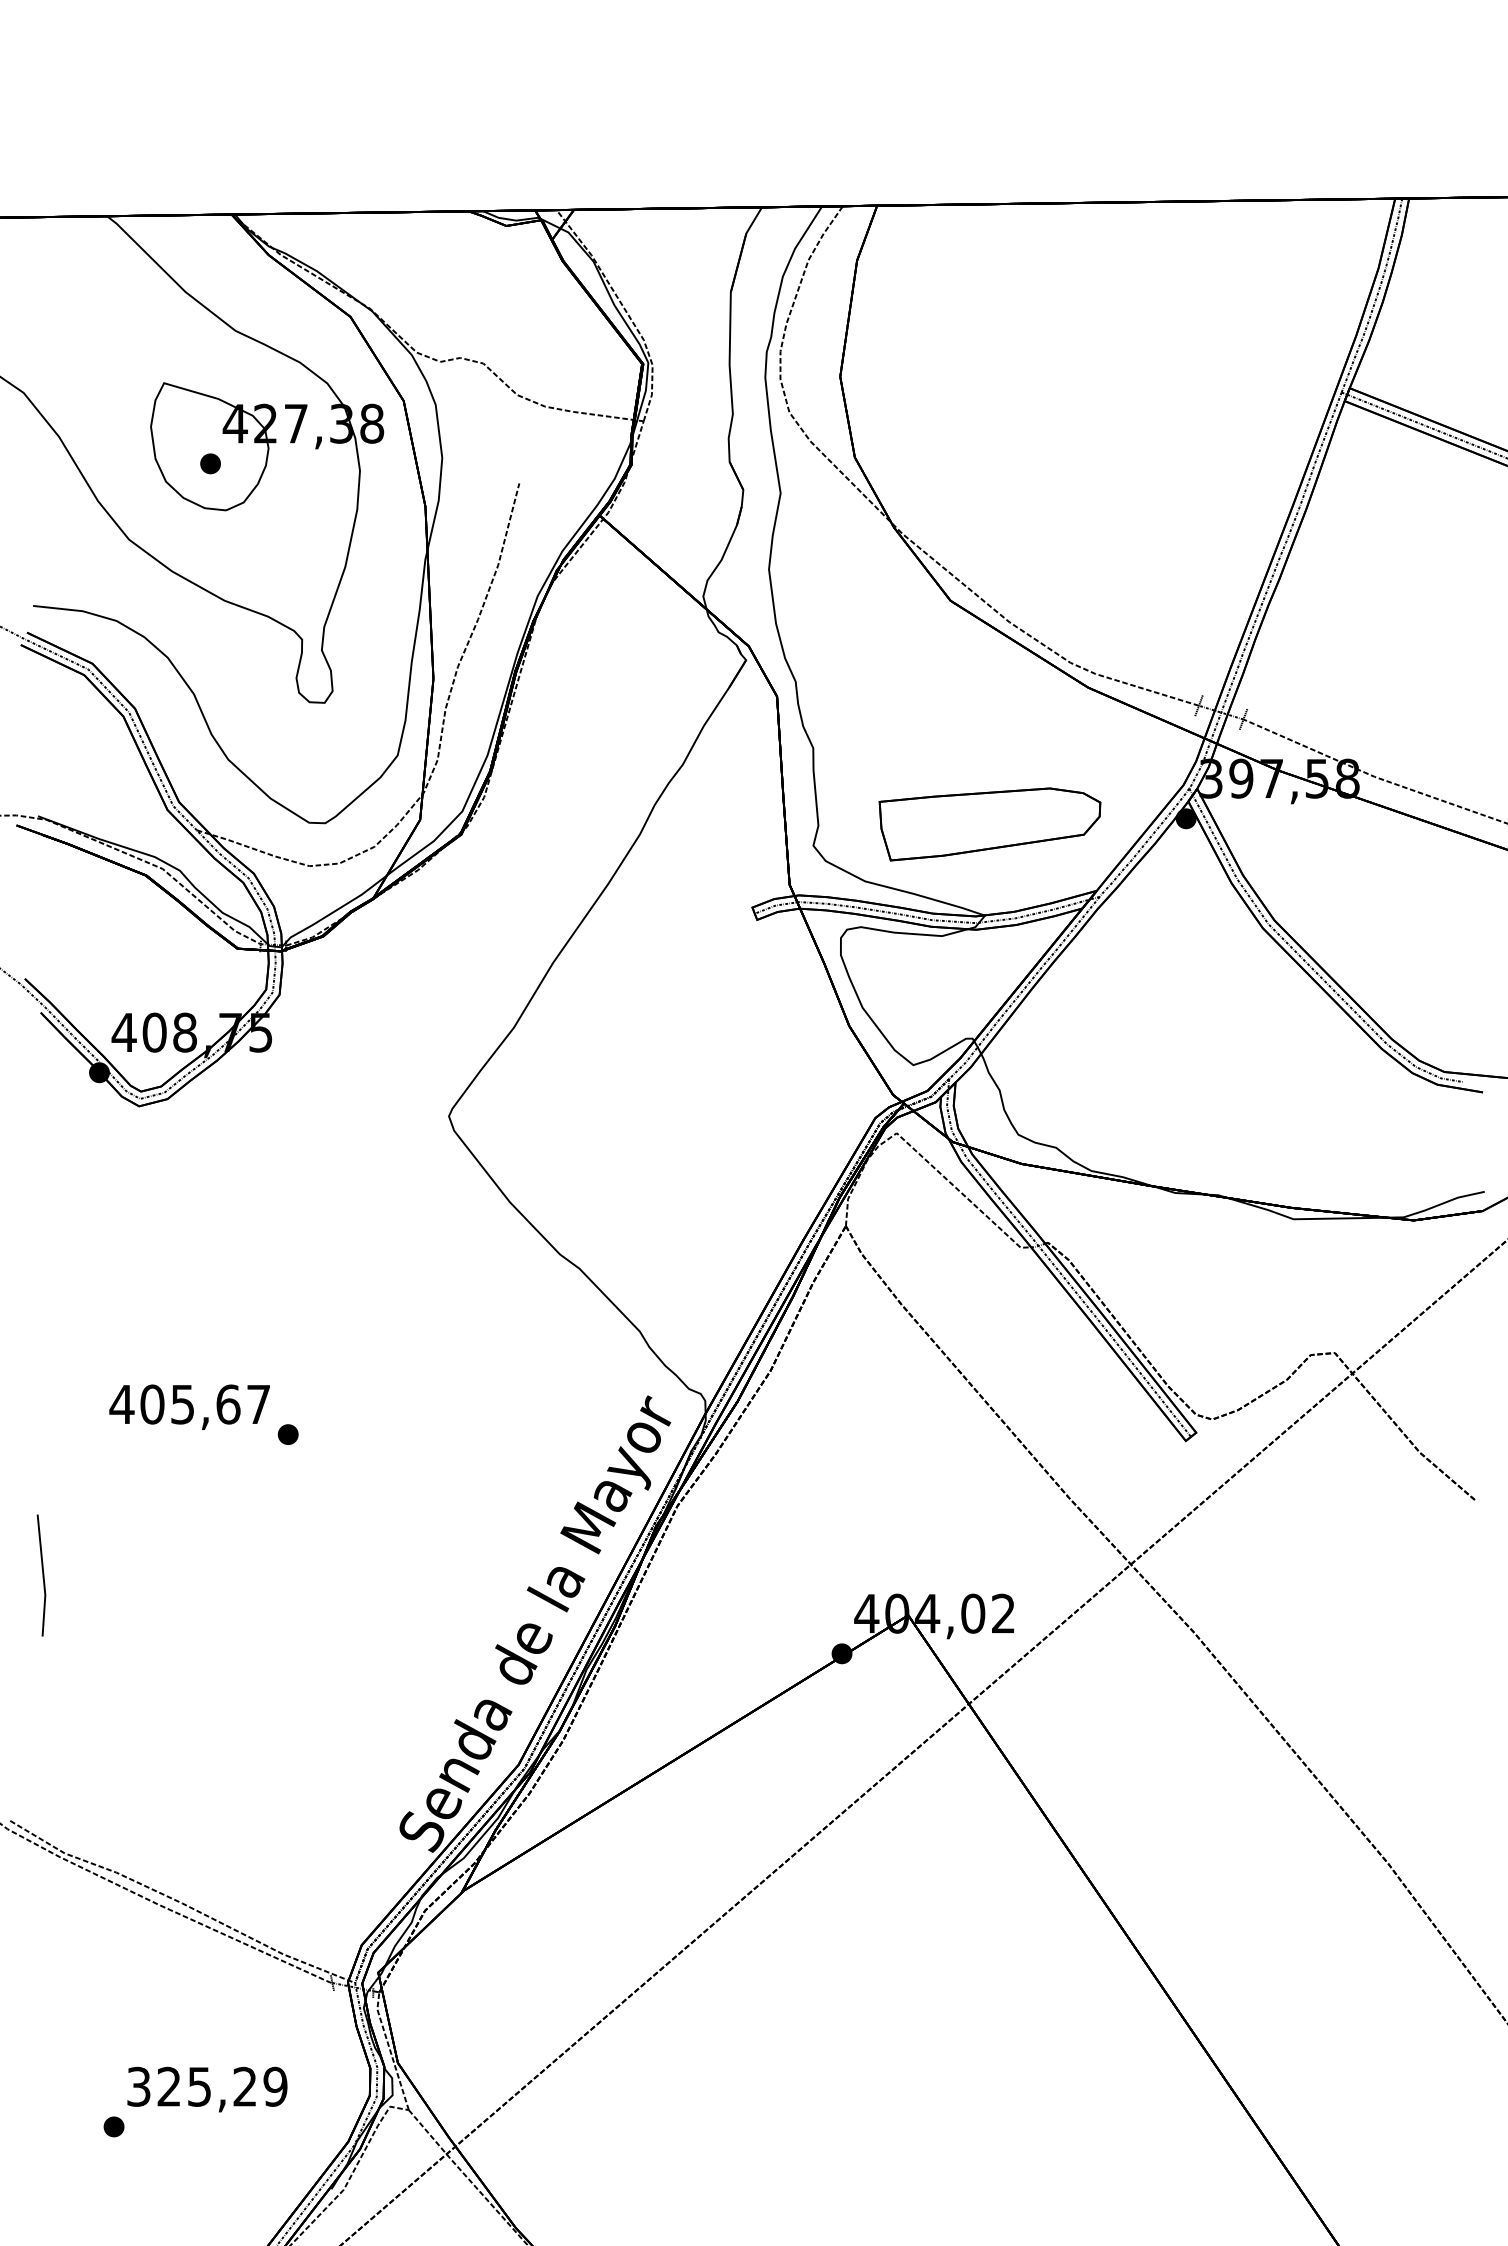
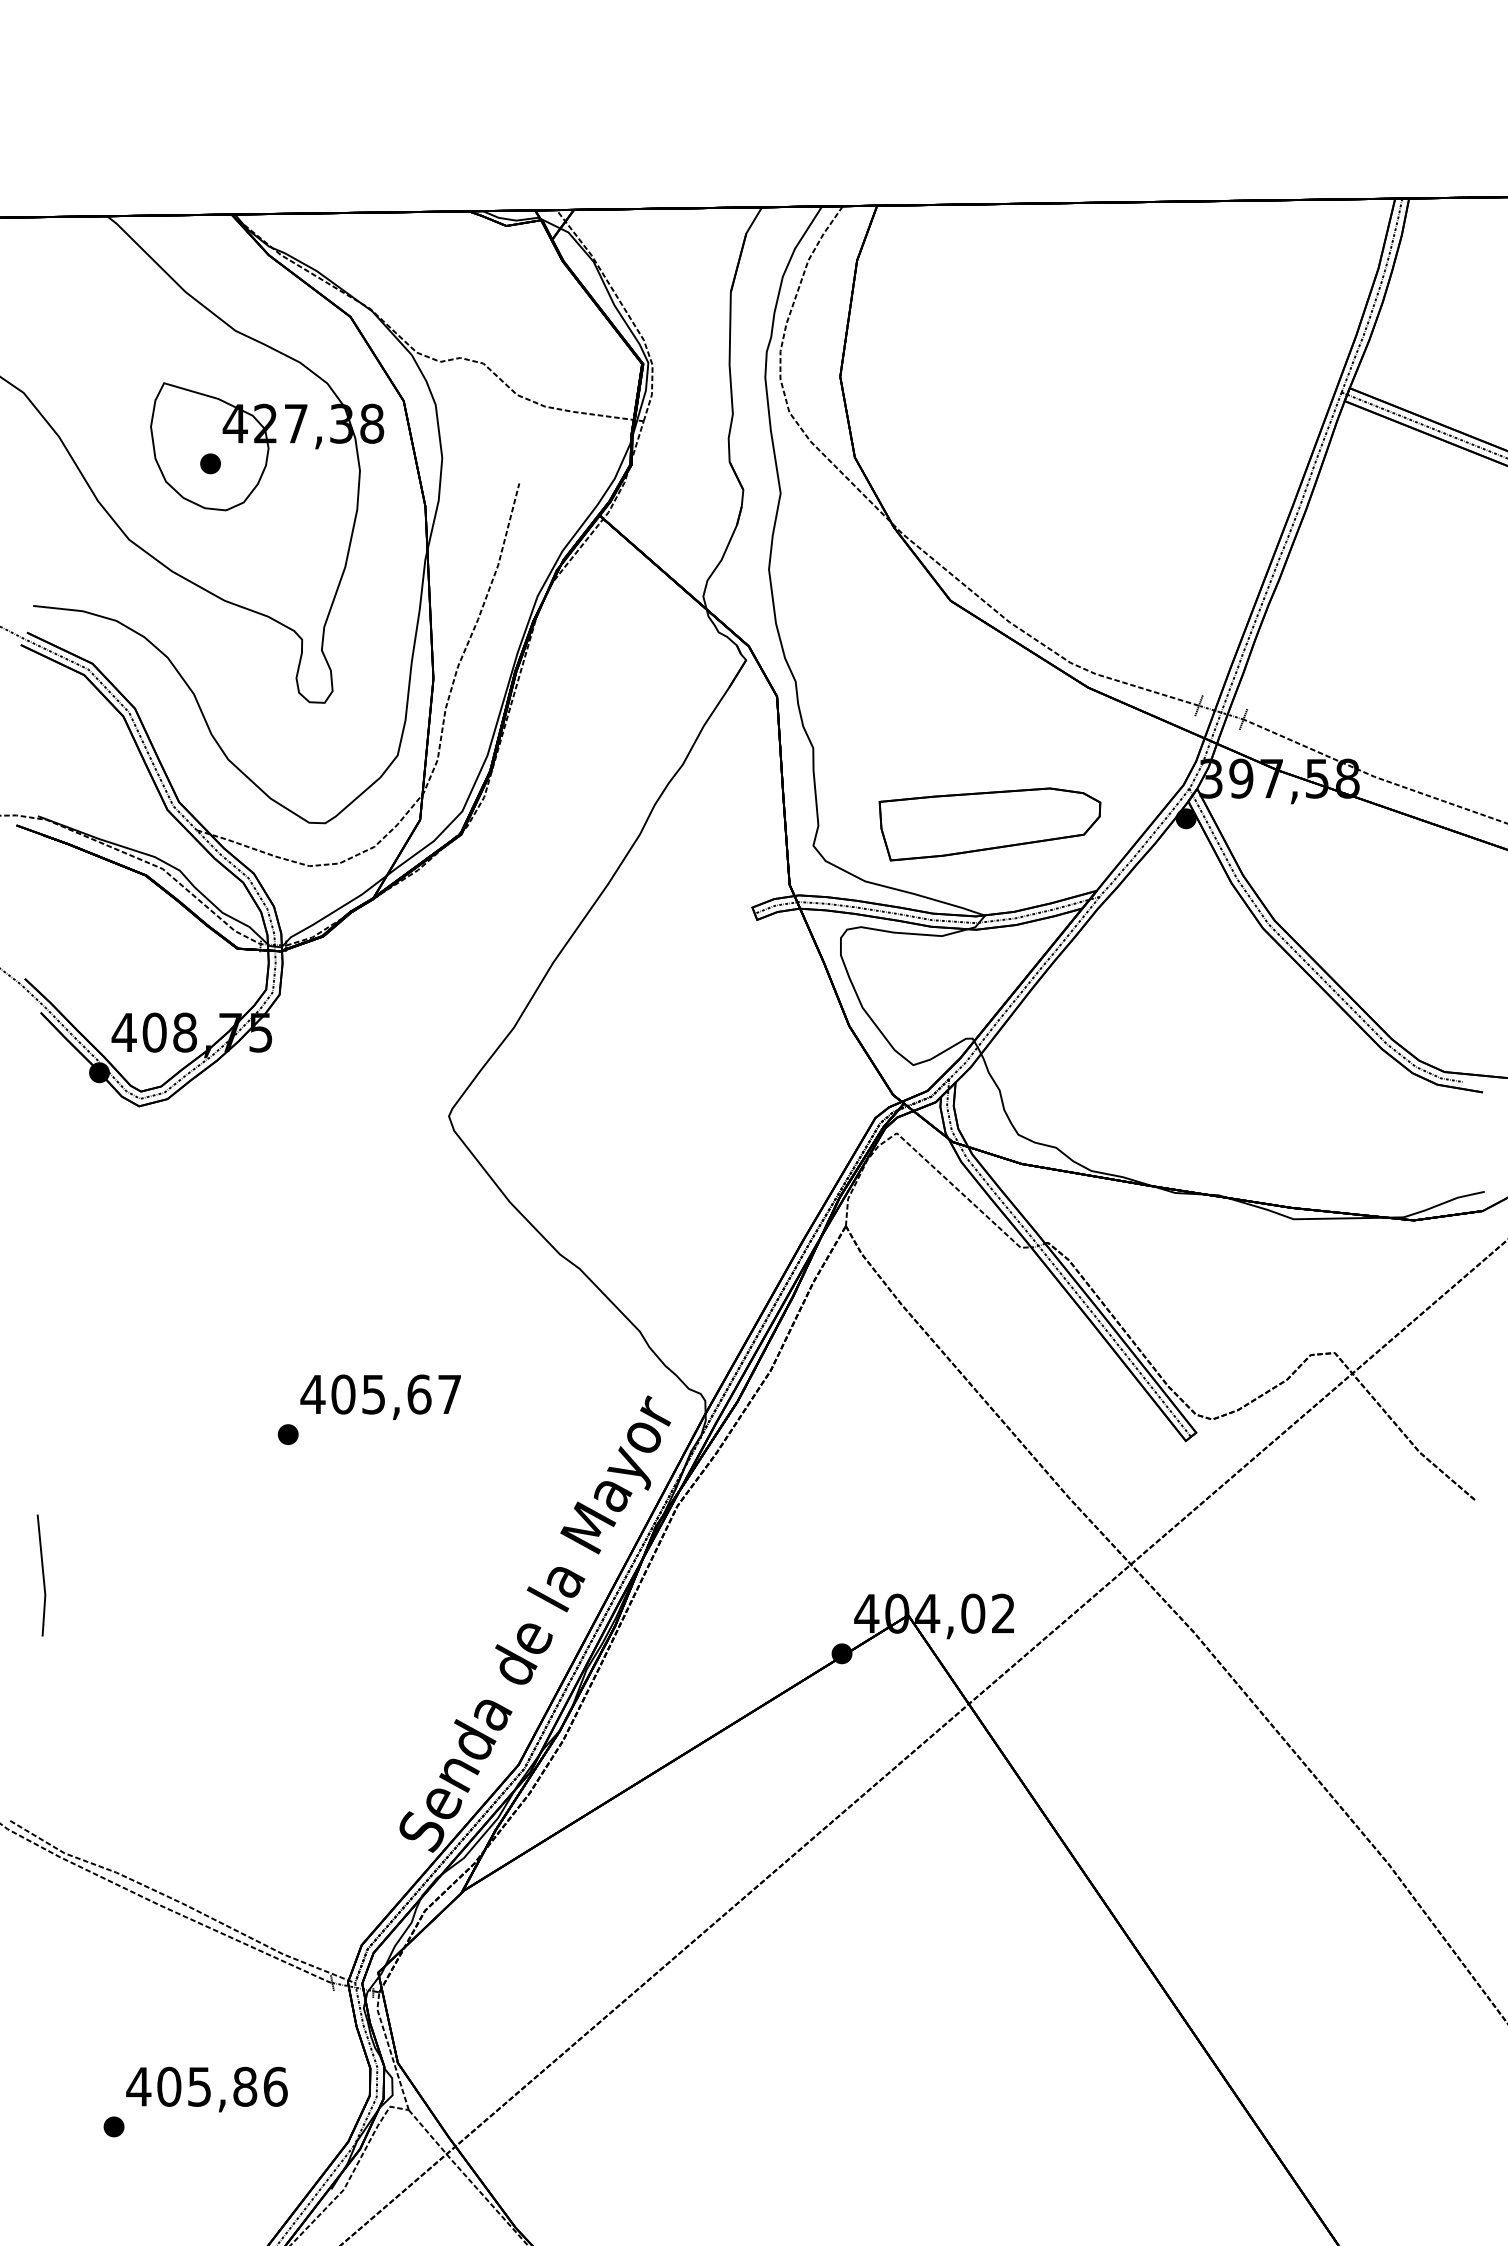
text position: (189, 1406) -> (380, 1396) (380, 1396)
text: 325,29 -> 405,86 (206, 2086)
